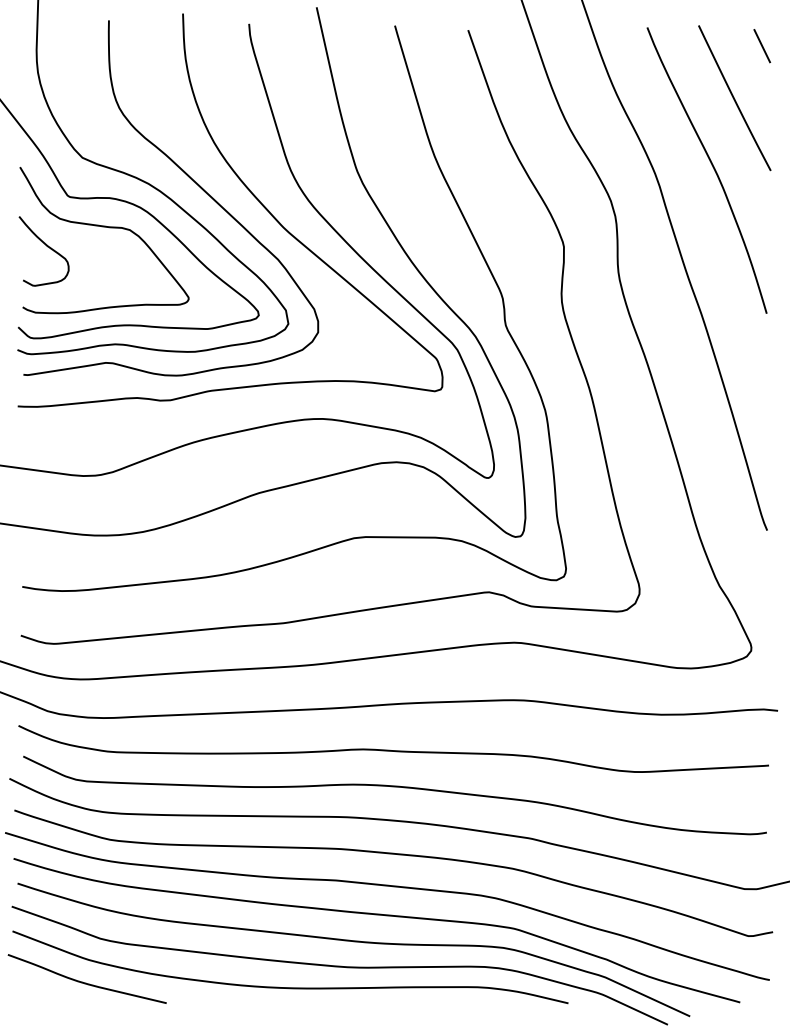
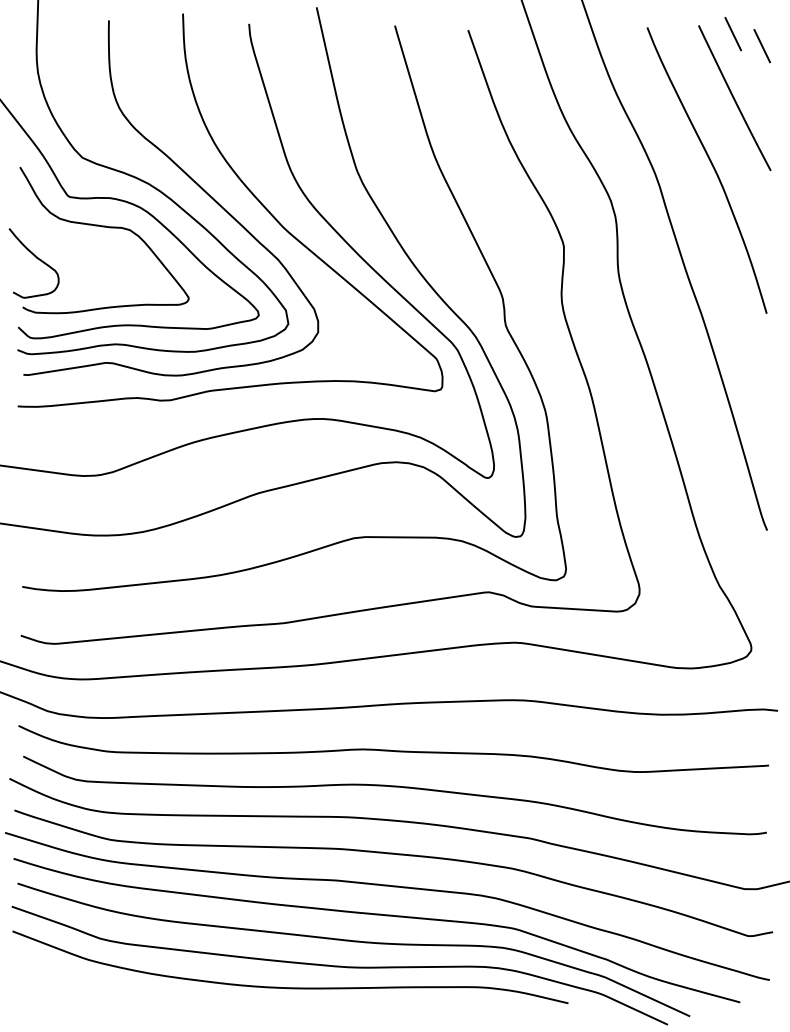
line: none -> present (733, 34)
curve position: (47, 247) -> (37, 259) (37, 259)
curve: present -> none (86, 982)
